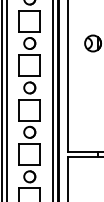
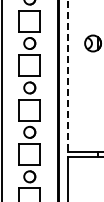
line: solid -> dashed (67, 76)
line: present -> none (6, 100)
line: present -> none (52, 100)
